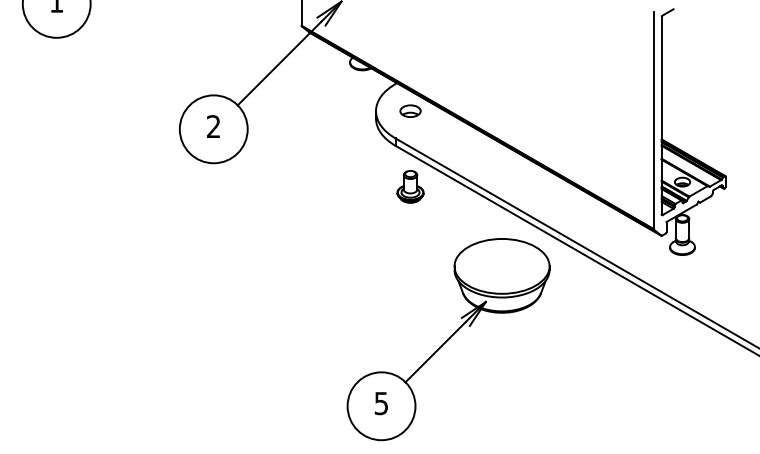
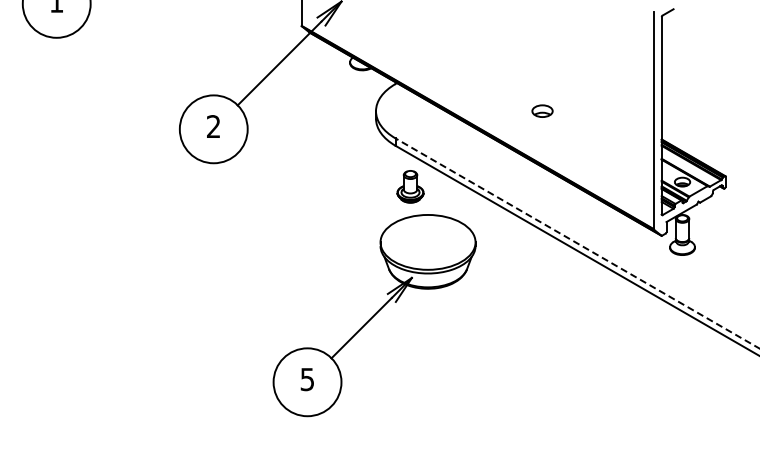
part position: (410, 110) -> (542, 110) (542, 110)
line: solid -> dashed (577, 243)
part position: (448, 339) -> (374, 315) (374, 315)
